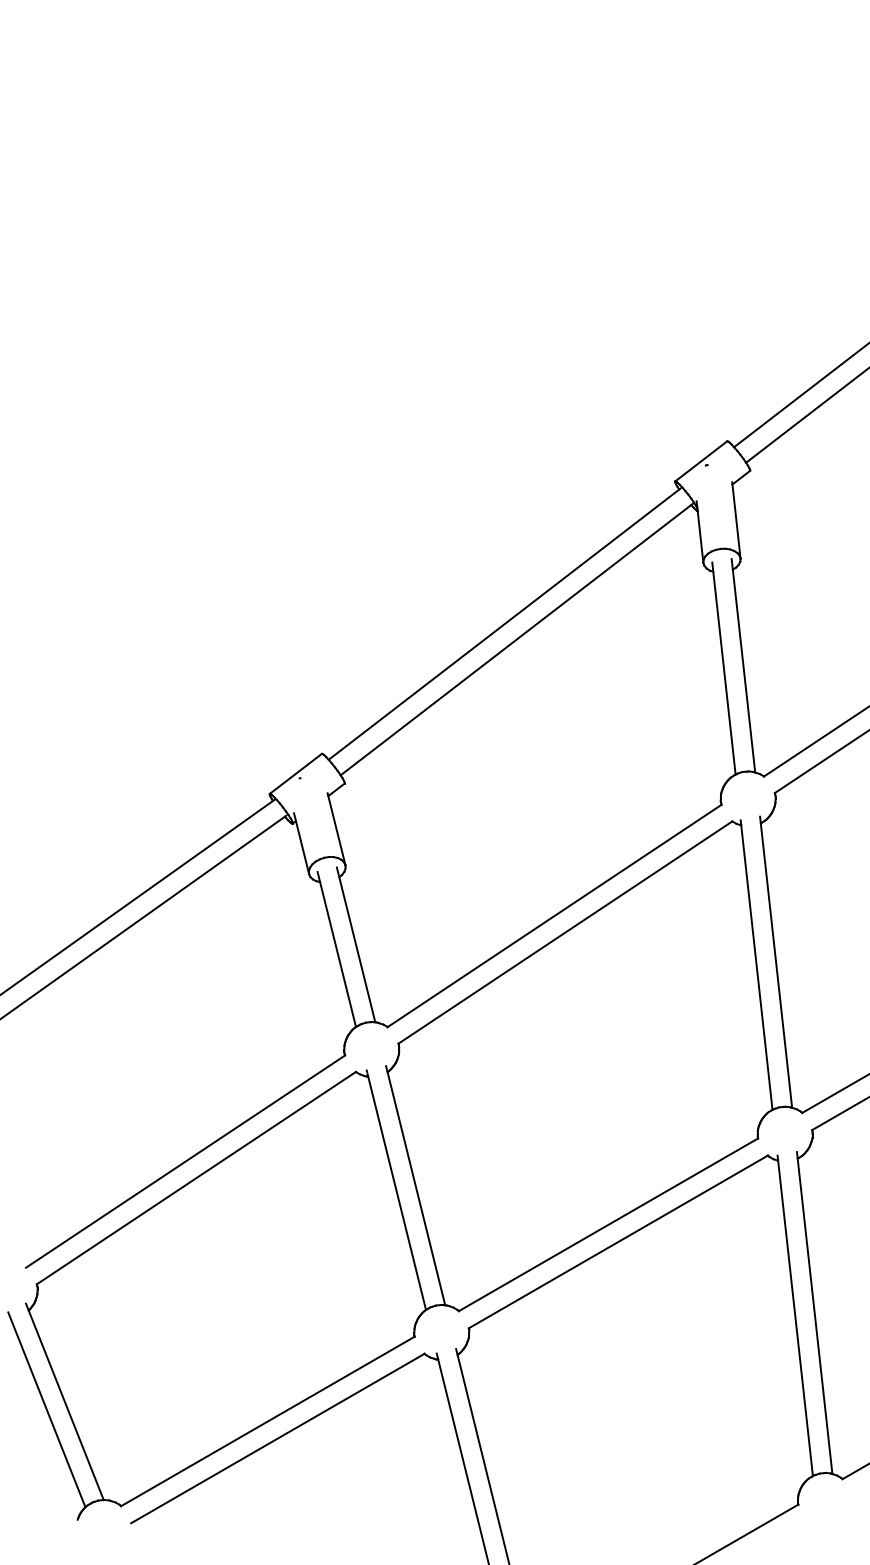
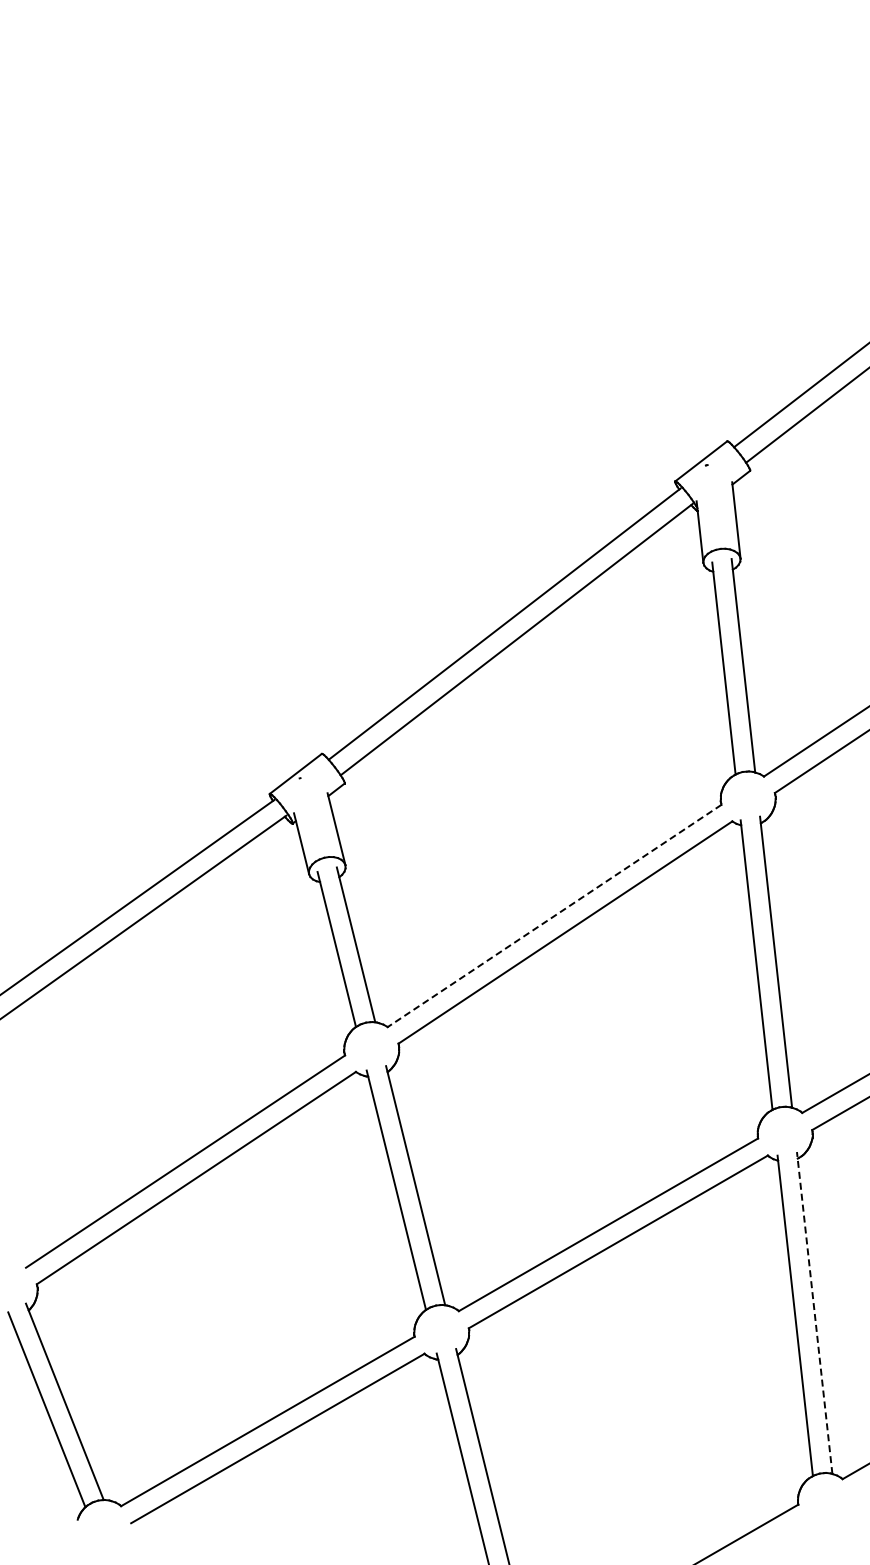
line: solid -> dashed (554, 915)
line: solid -> dashed (814, 1313)
